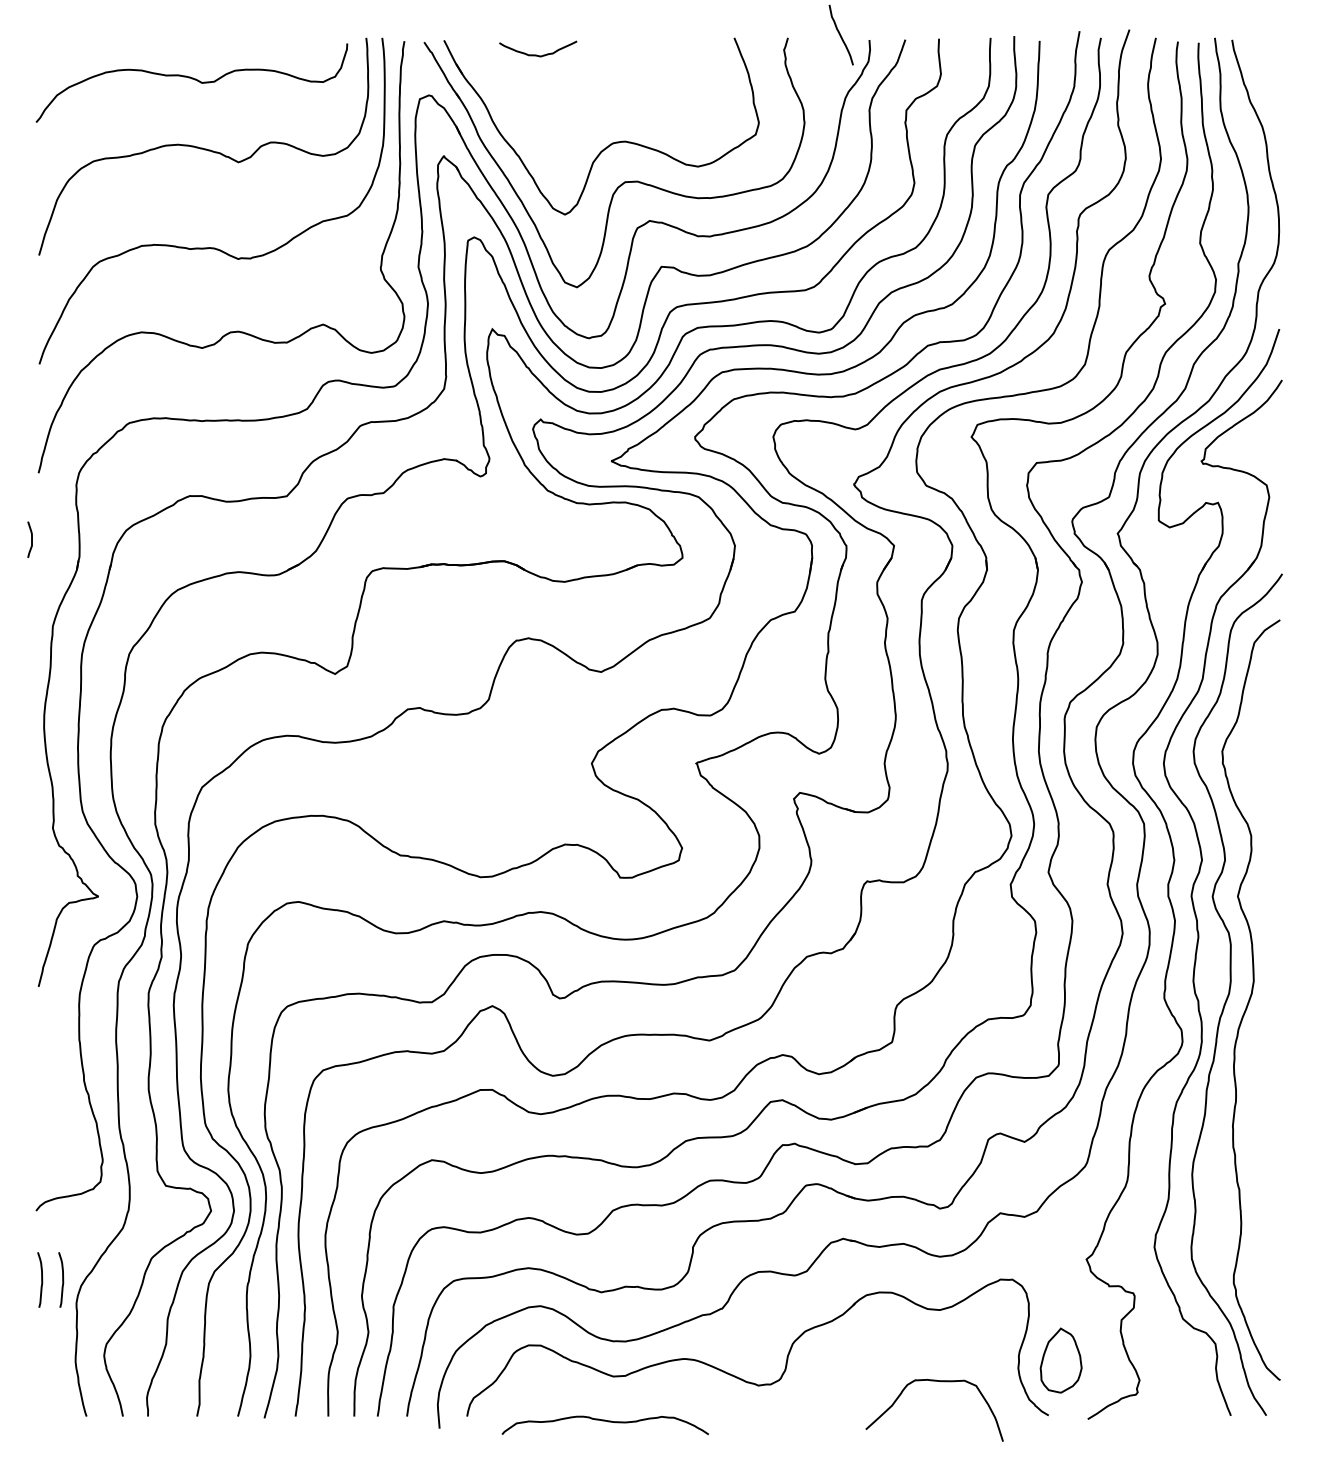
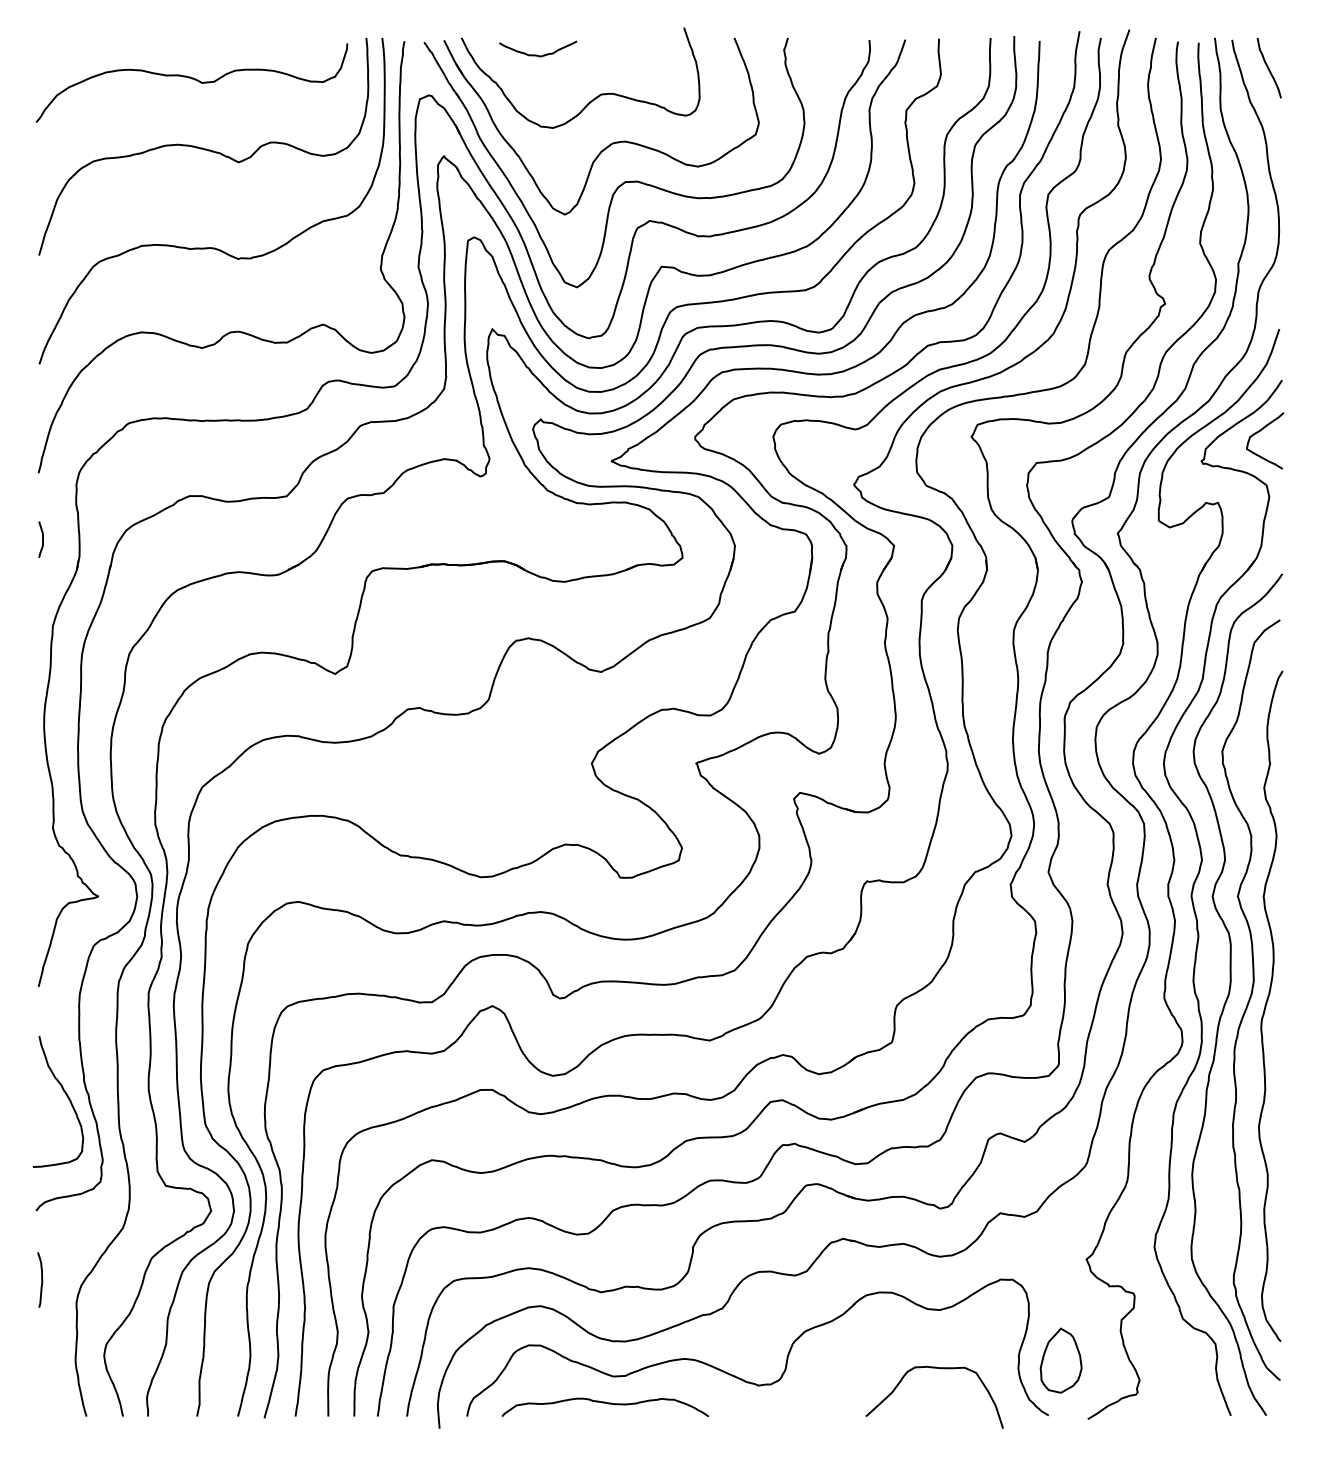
curve position: (840, 34) -> (1268, 67) (1268, 67)
curve: none -> present (593, 98)
curve: none -> present (1259, 432)
curve position: (31, 539) -> (42, 539) (42, 539)
curve: none -> present (1267, 1003)
curve: none -> present (66, 1096)
curve: present -> none (62, 1279)
curve position: (941, 1382) -> (941, 1369) (941, 1369)
curve position: (604, 1421) -> (604, 1403) (604, 1403)
